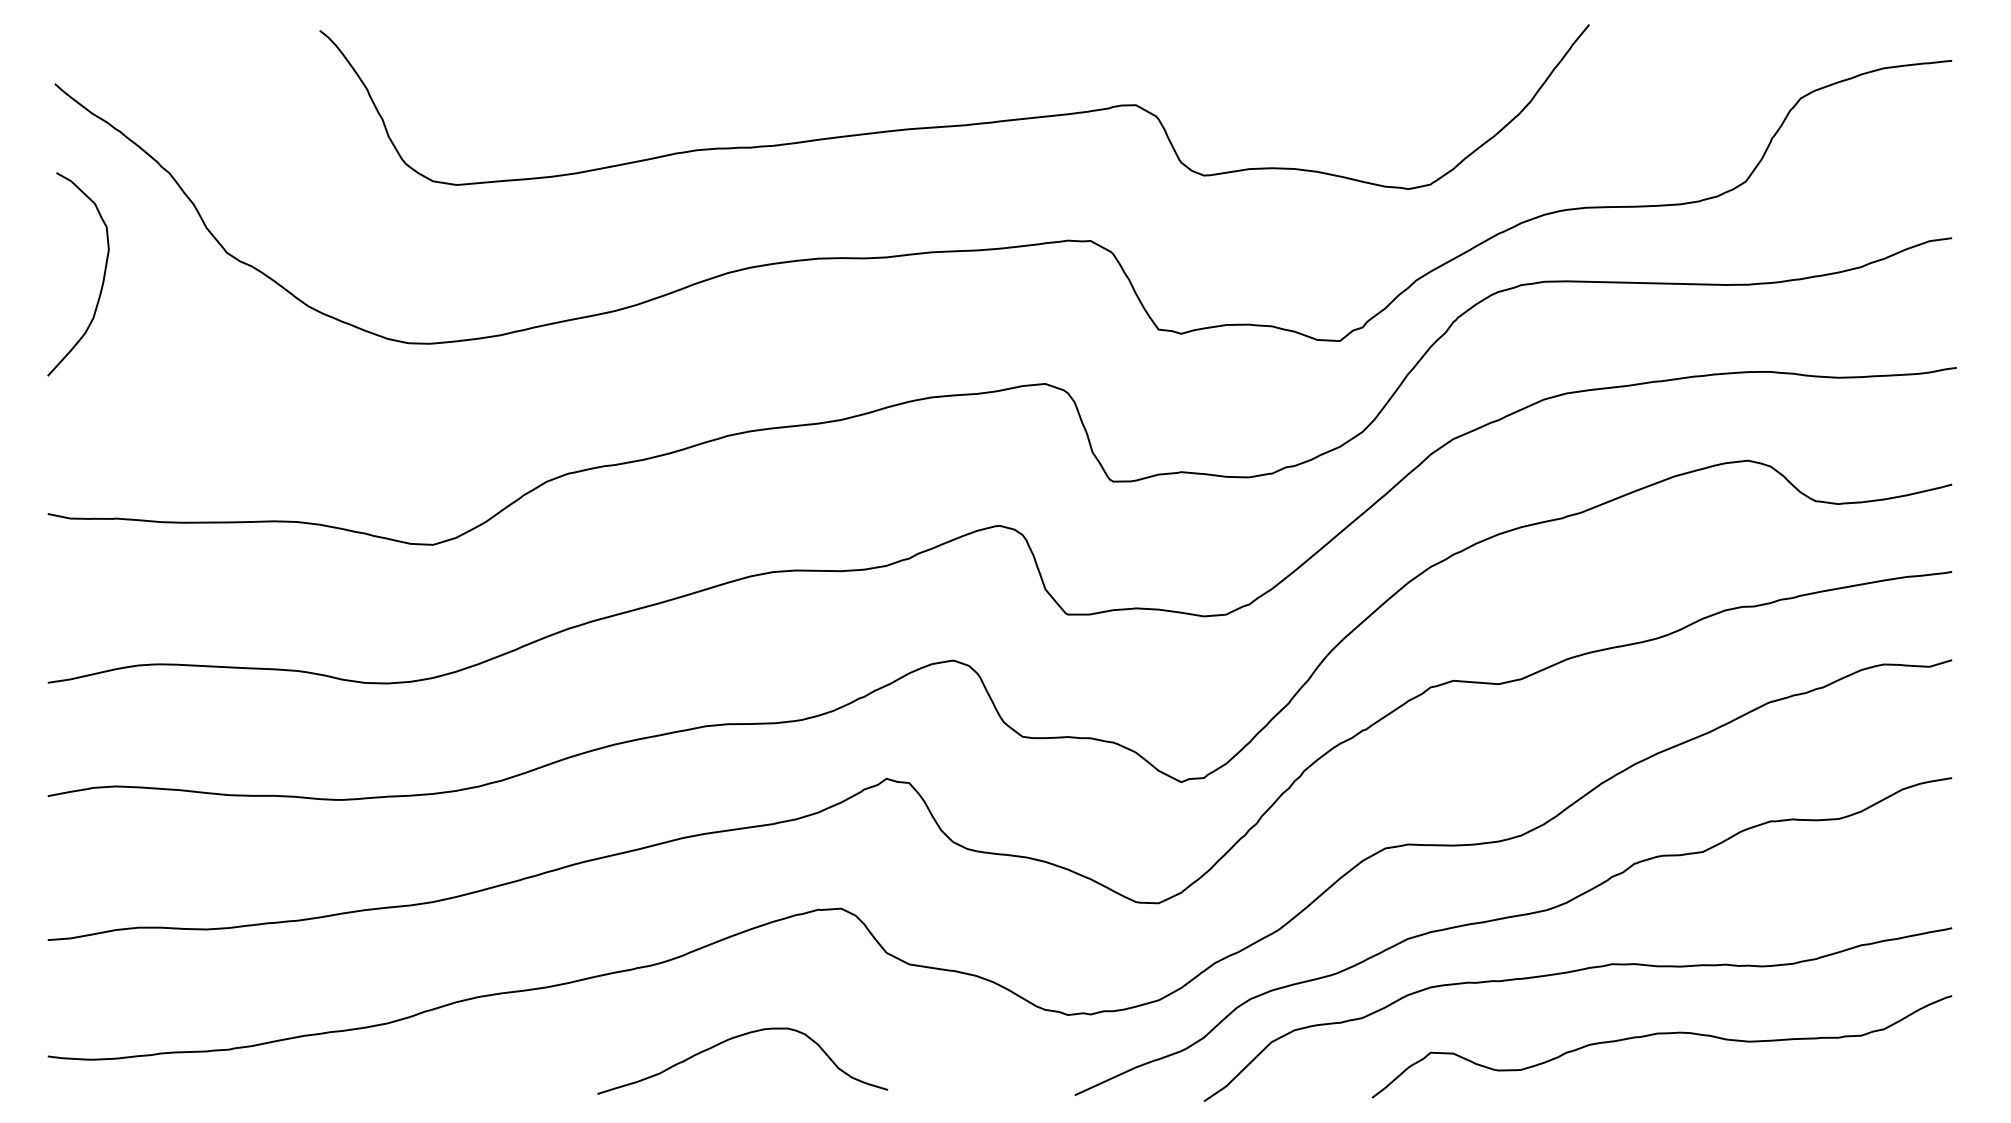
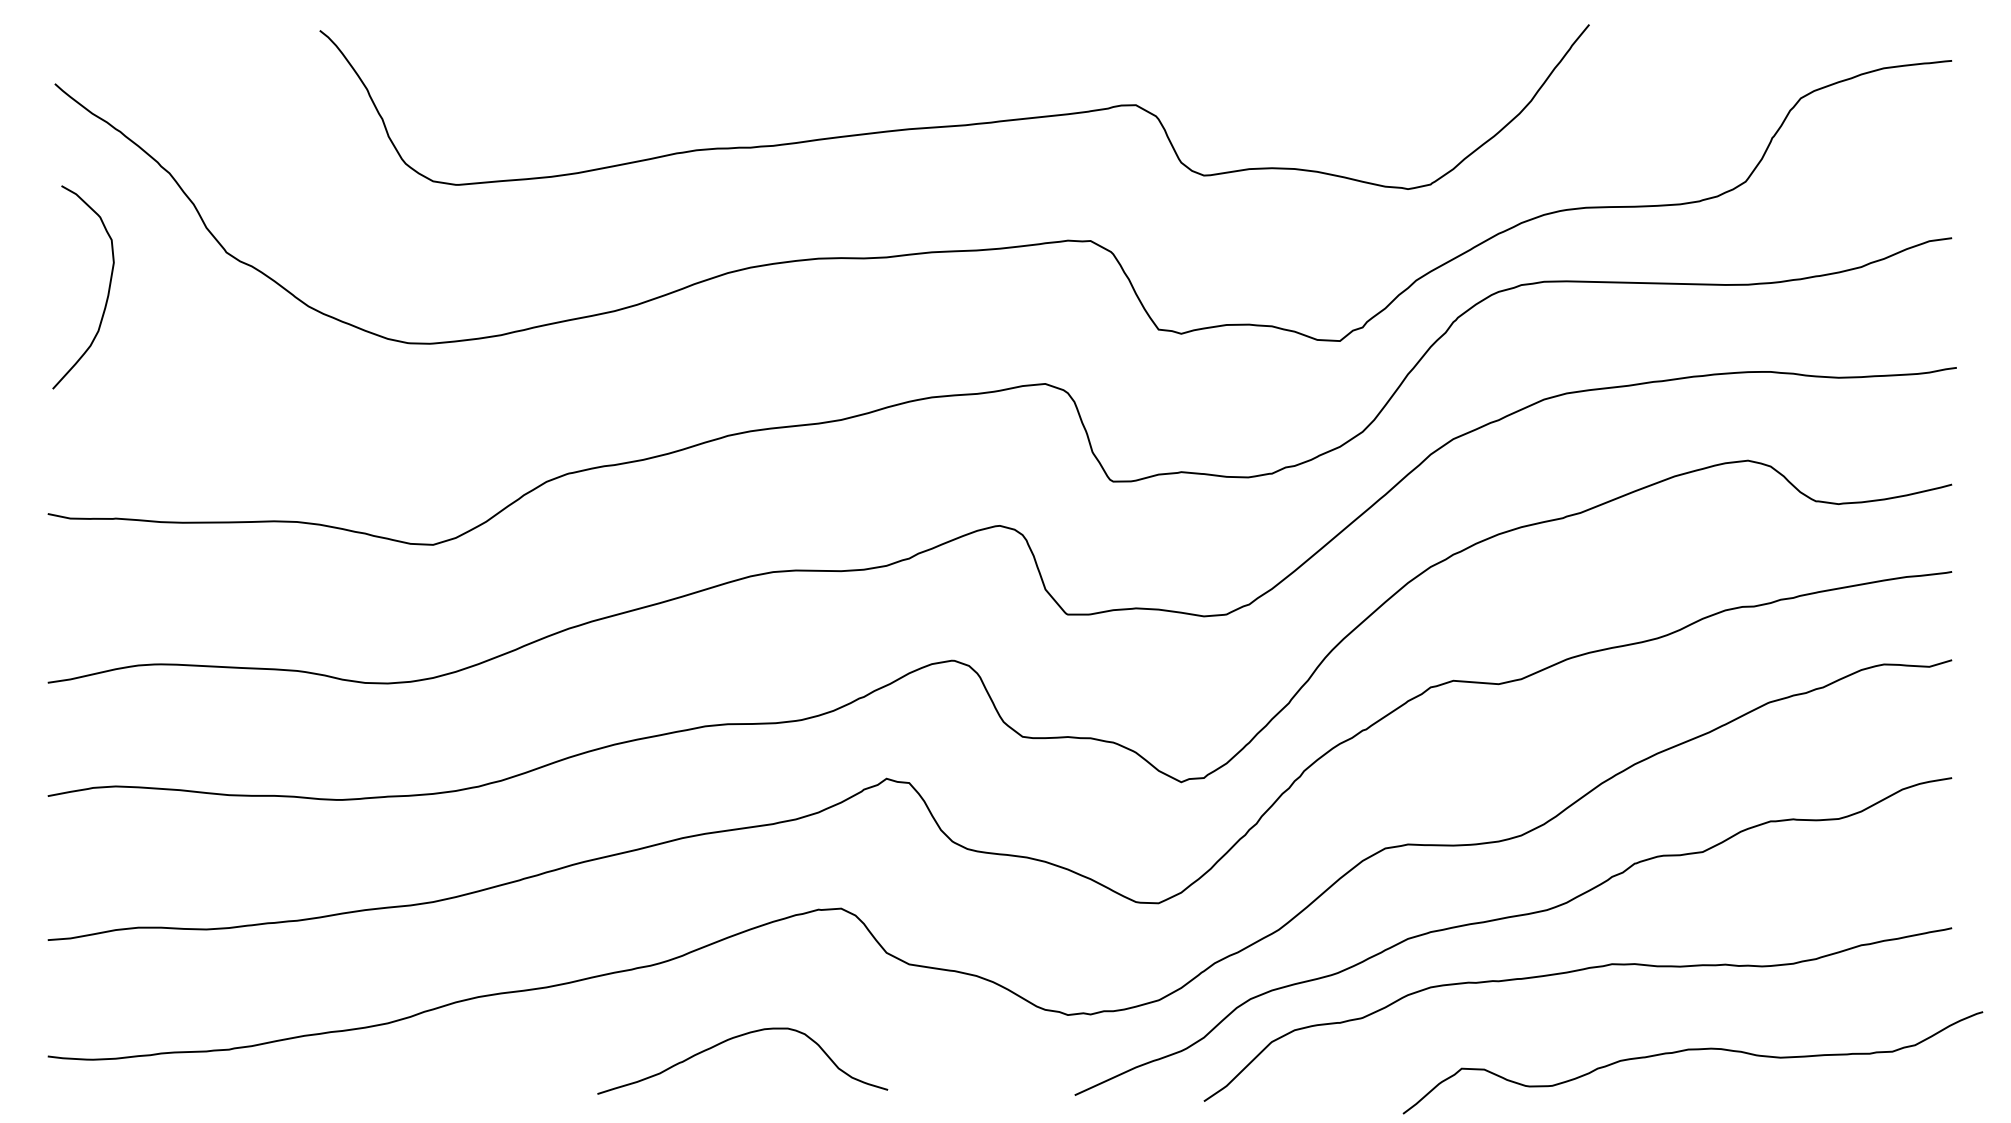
curve position: (102, 279) -> (107, 292) (107, 292)
curve position: (1661, 1034) -> (1692, 1050) (1692, 1050)
